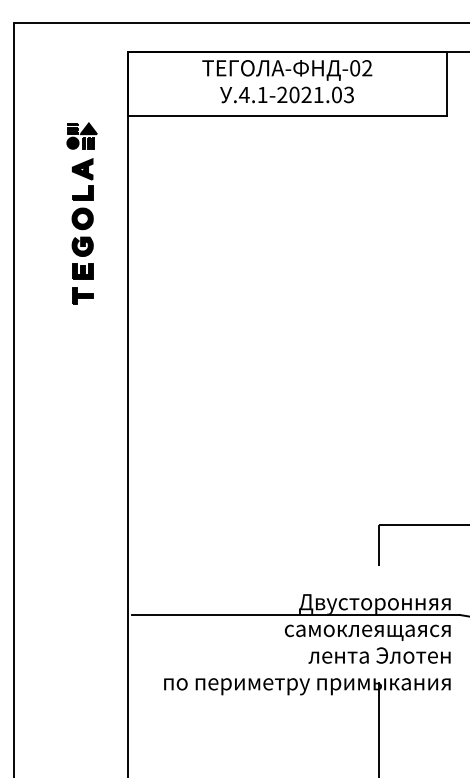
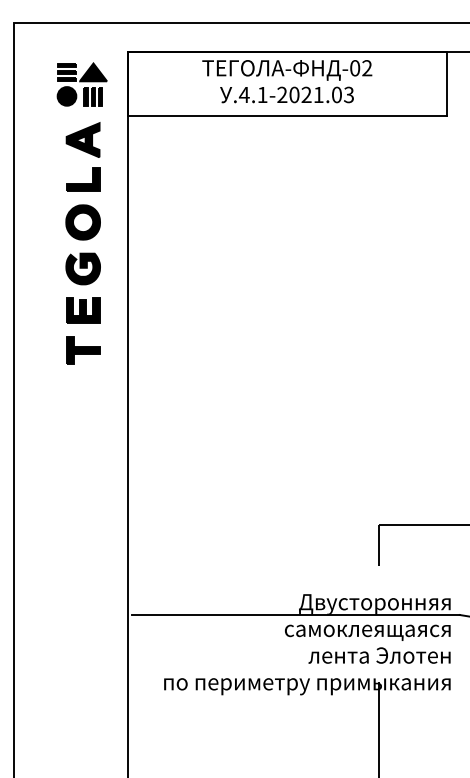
part size: 32x183 px -> 52x303 px (81, 213)
